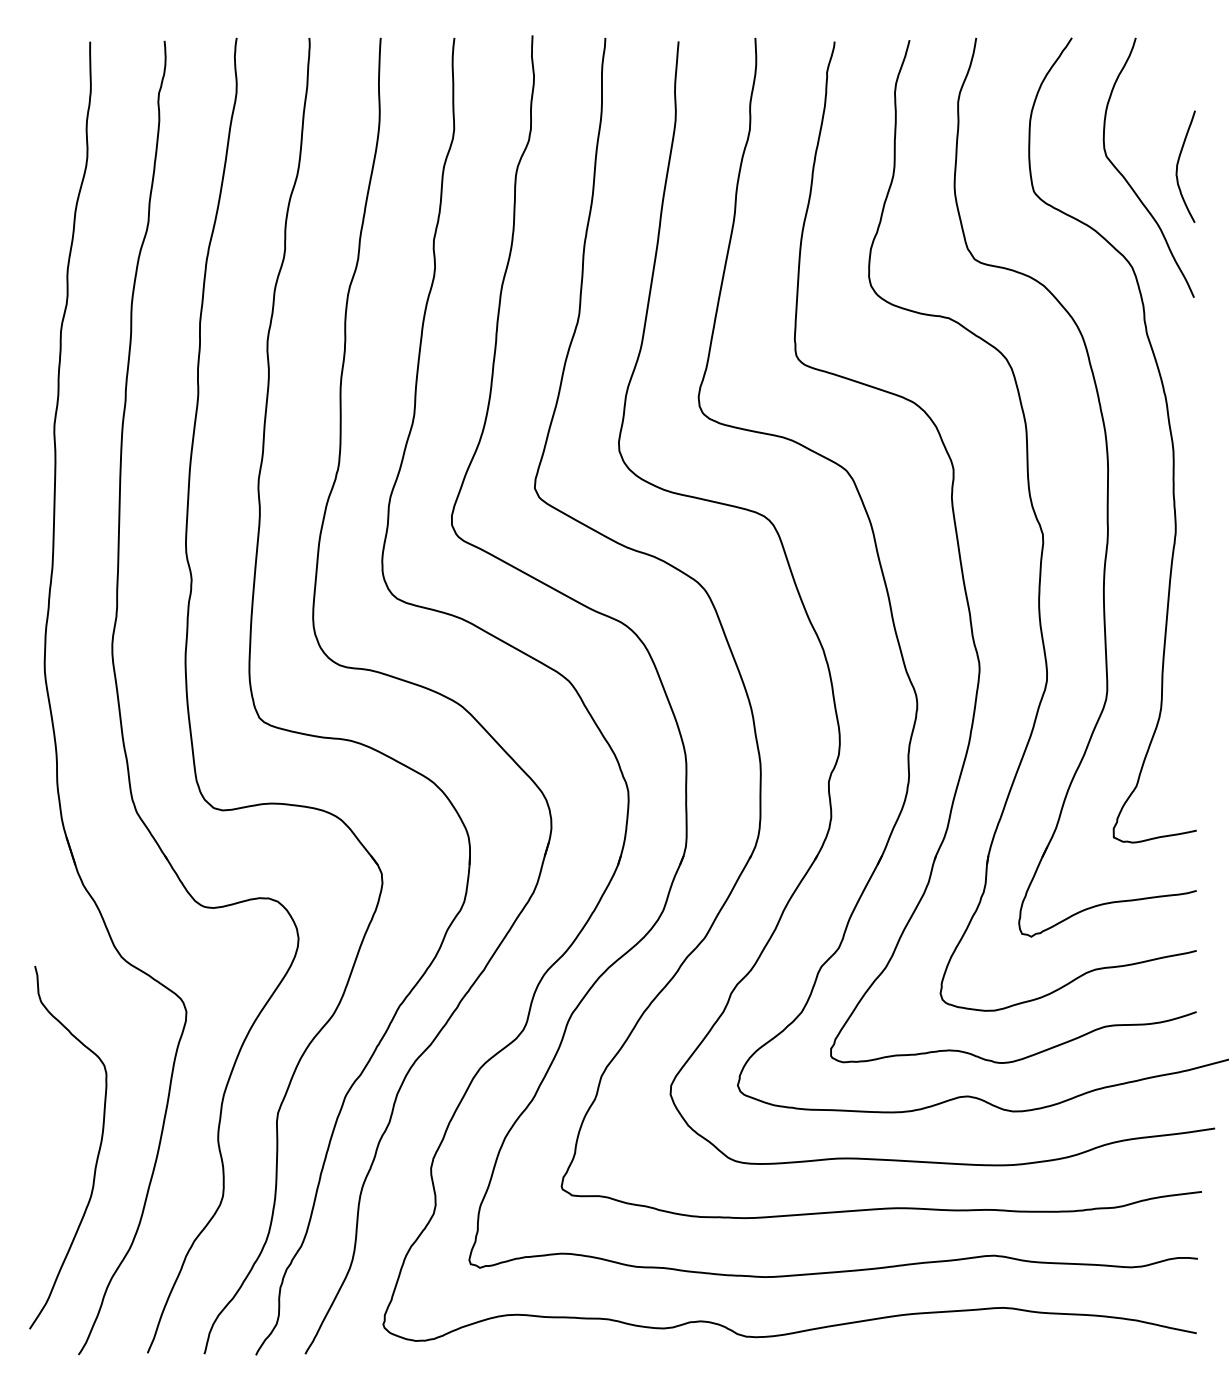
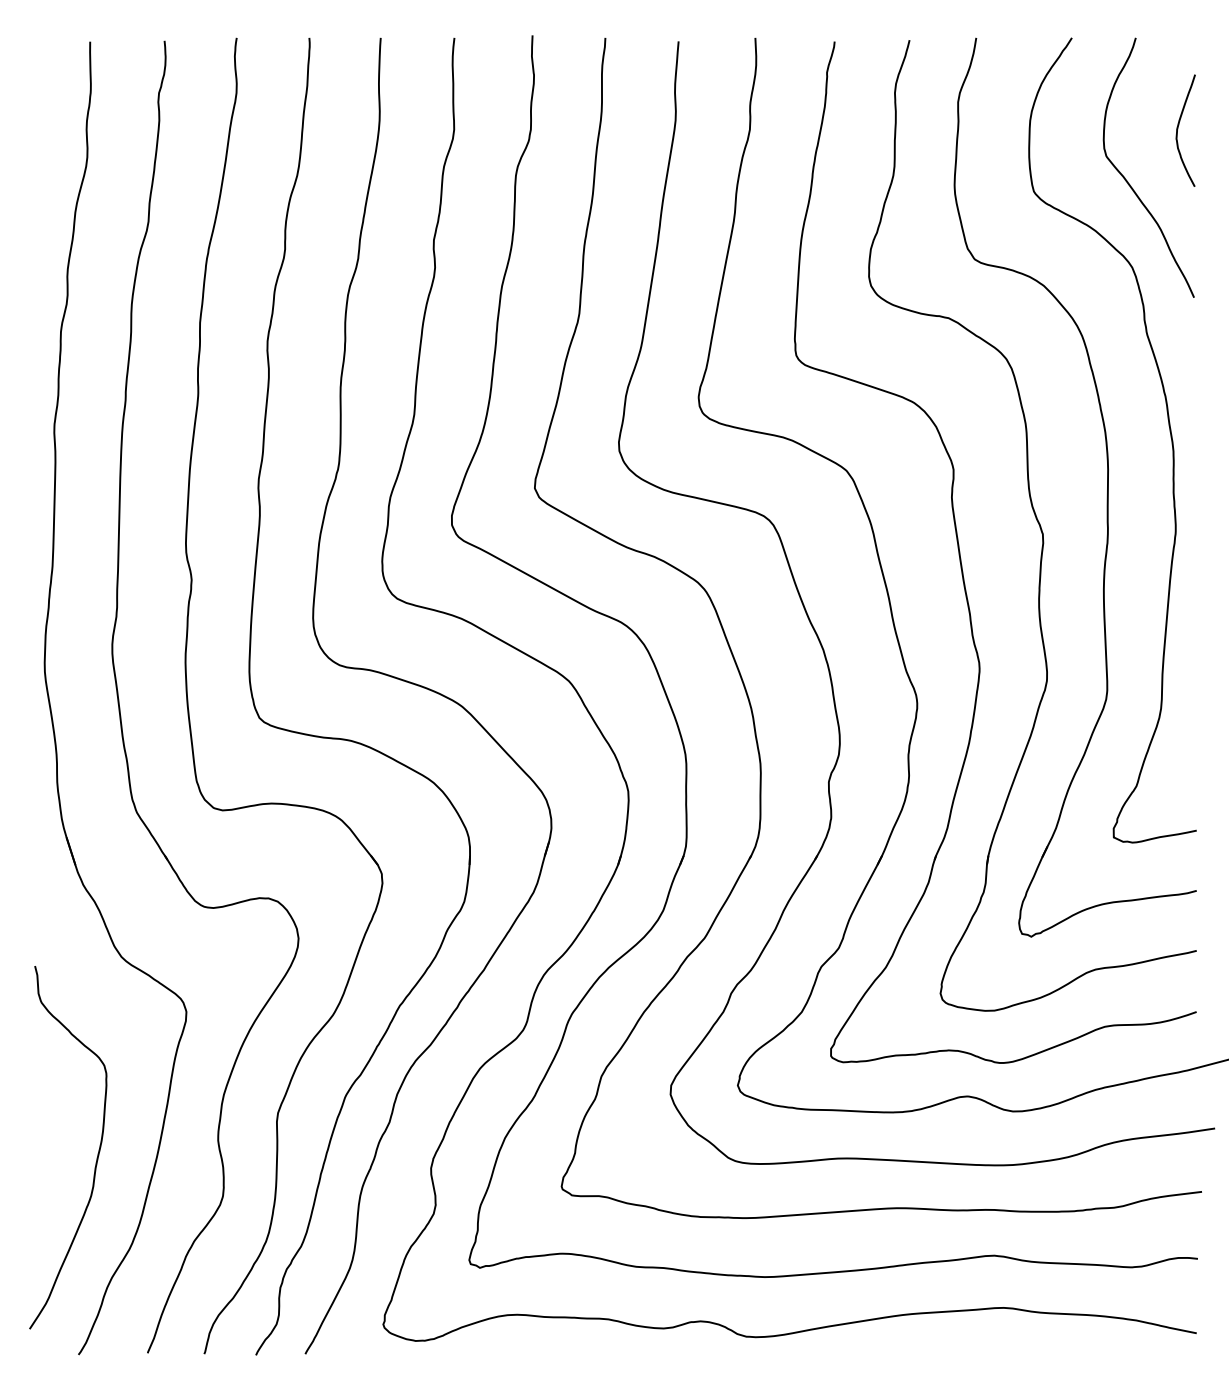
curve position: (1178, 165) -> (1178, 129) (1178, 129)
